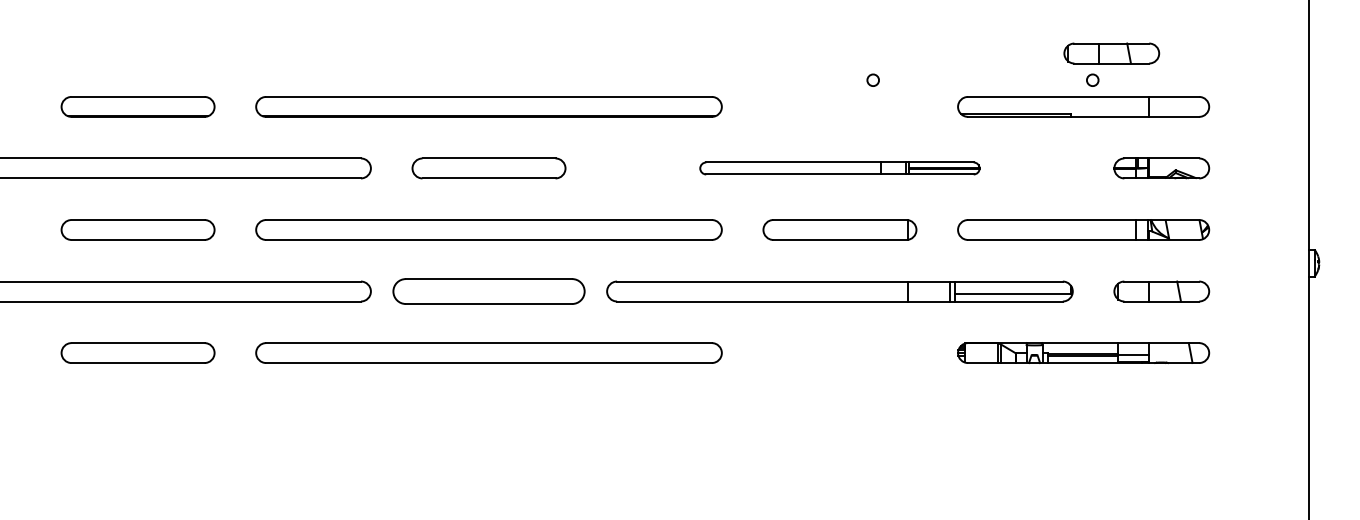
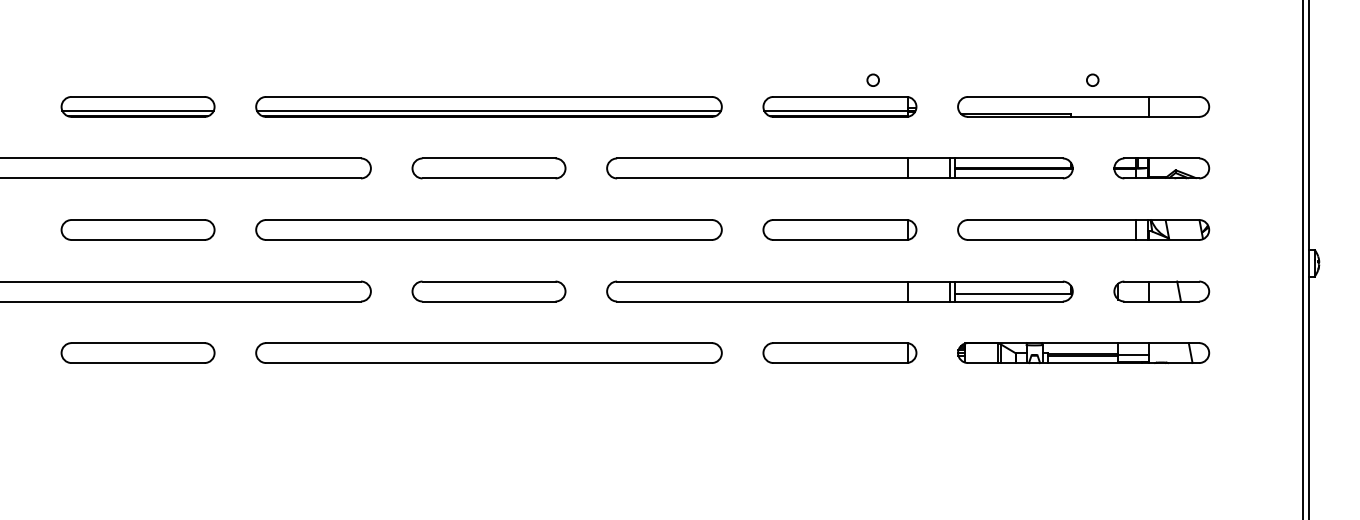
part: present -> none (1111, 53)
part: none -> present (839, 106)
line: none -> present (137, 110)
line: none -> present (489, 110)
part size: 282x15 px -> 468x23 px (839, 168)
line: none -> present (1303, 259)
part size: 194x27 px -> 156x23 px (488, 291)
part: none -> present (839, 352)
